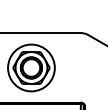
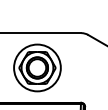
part position: (31, 67) -> (37, 67) (37, 67)
